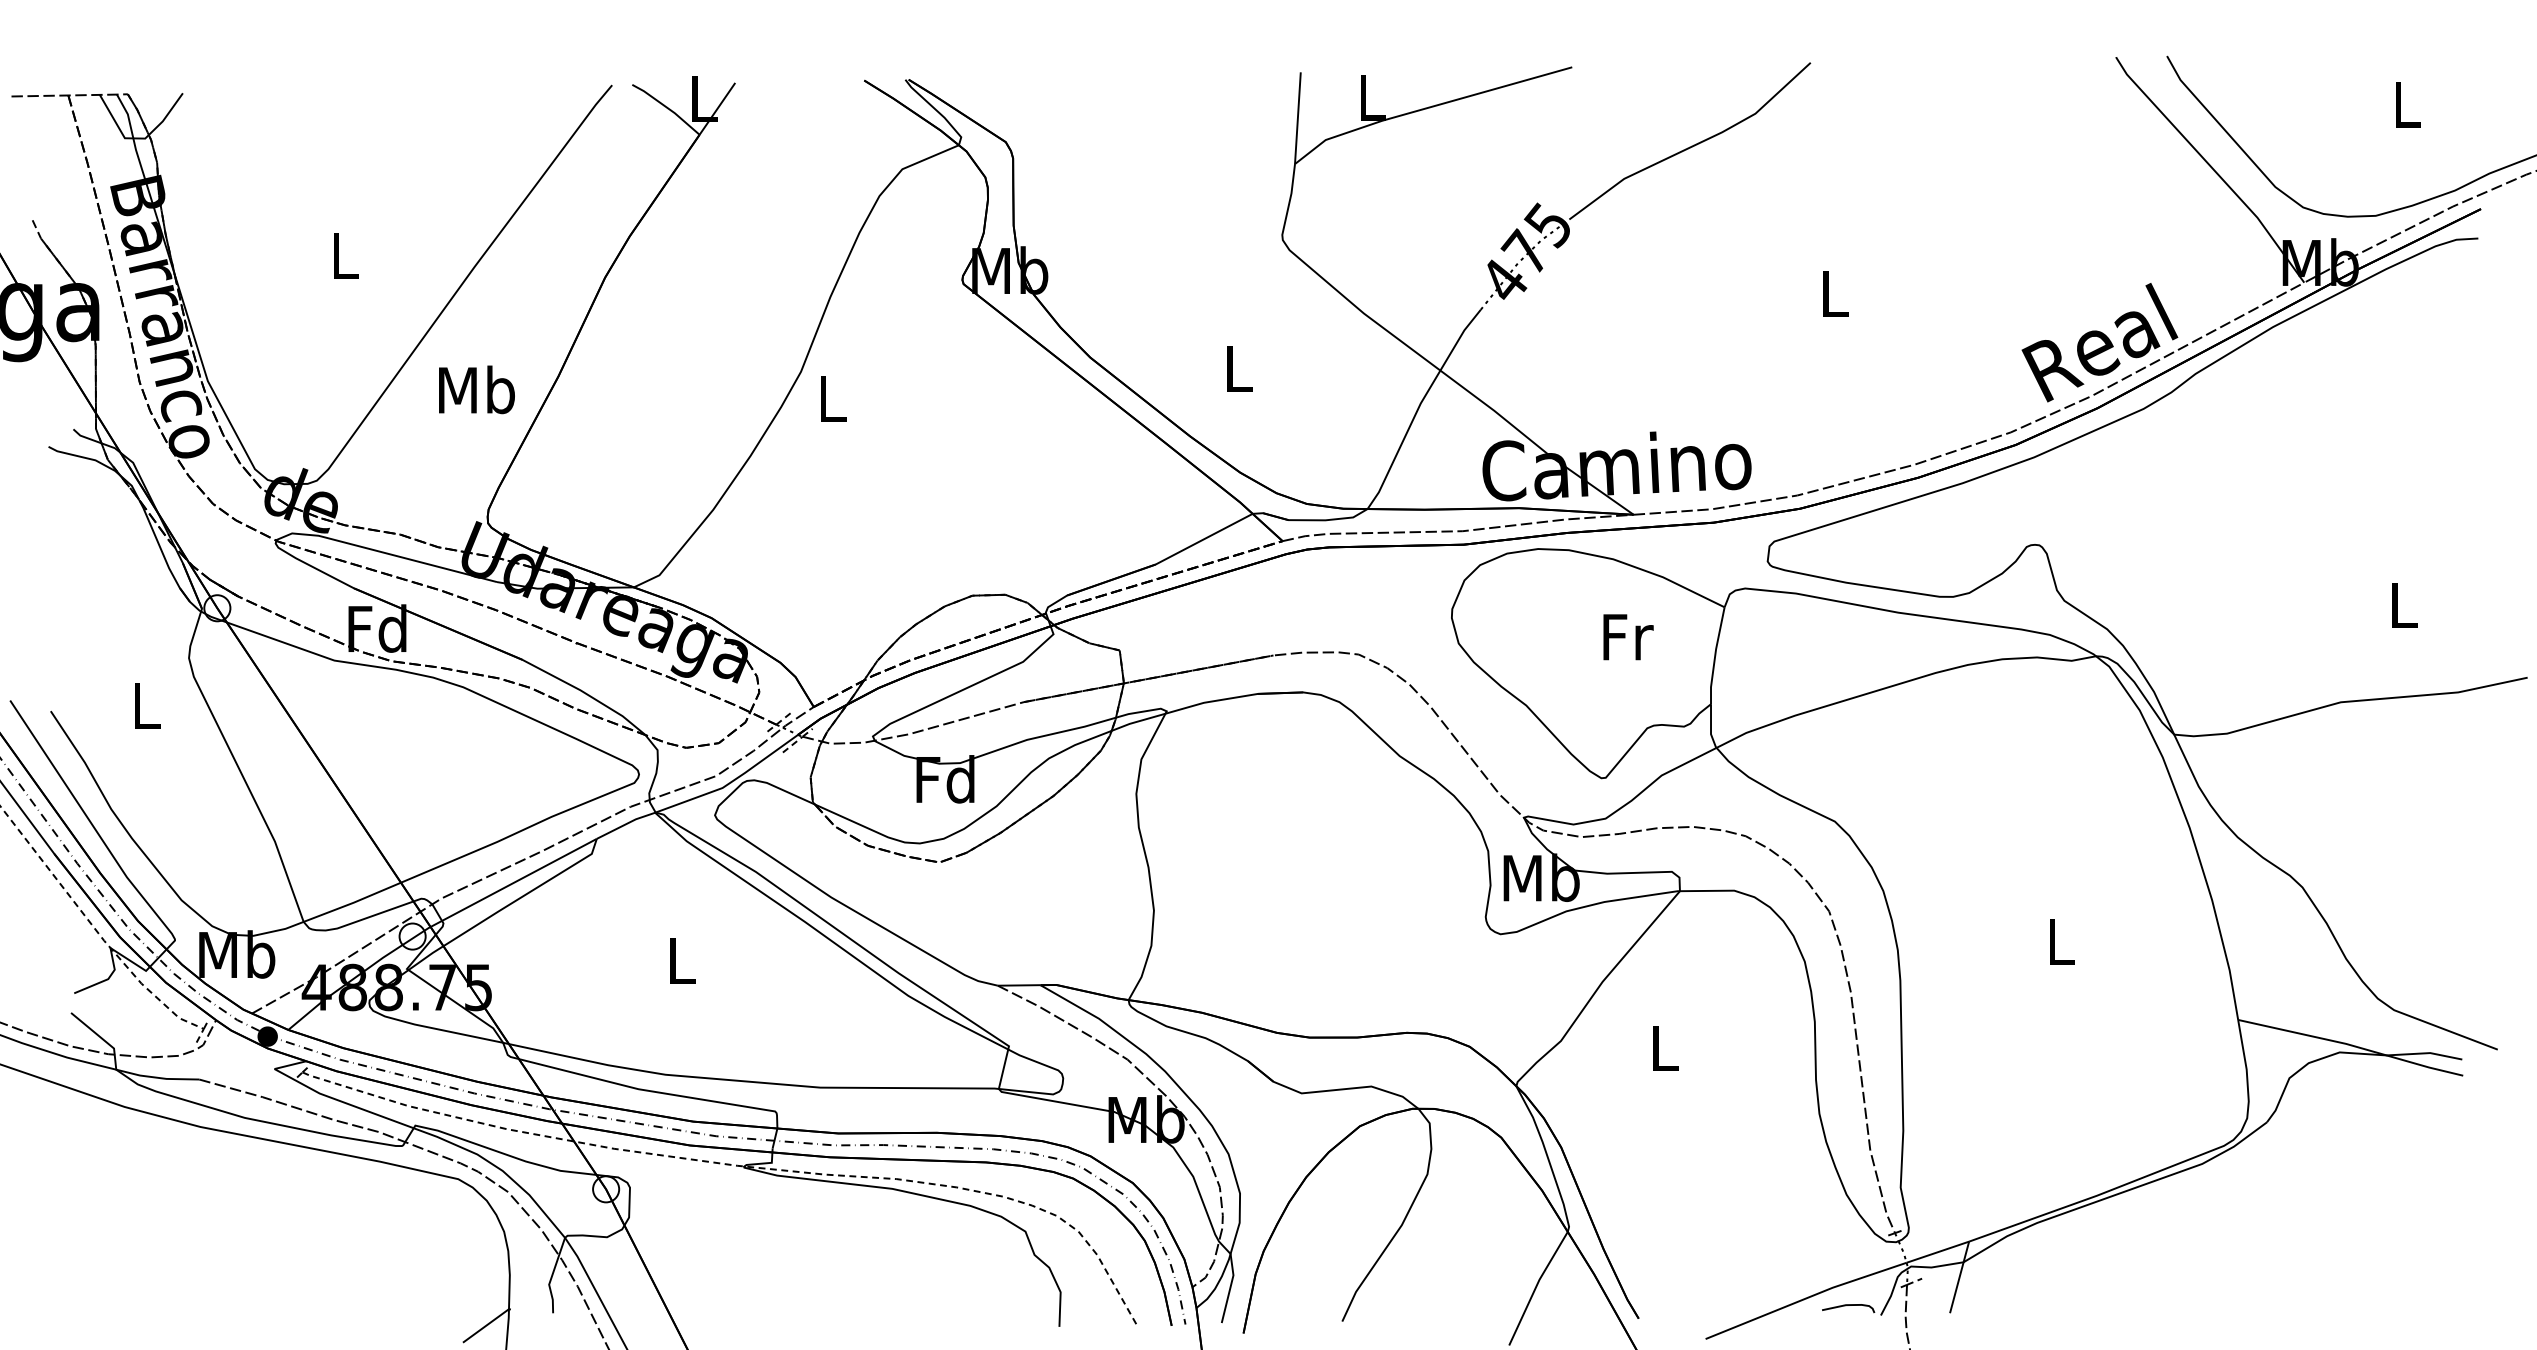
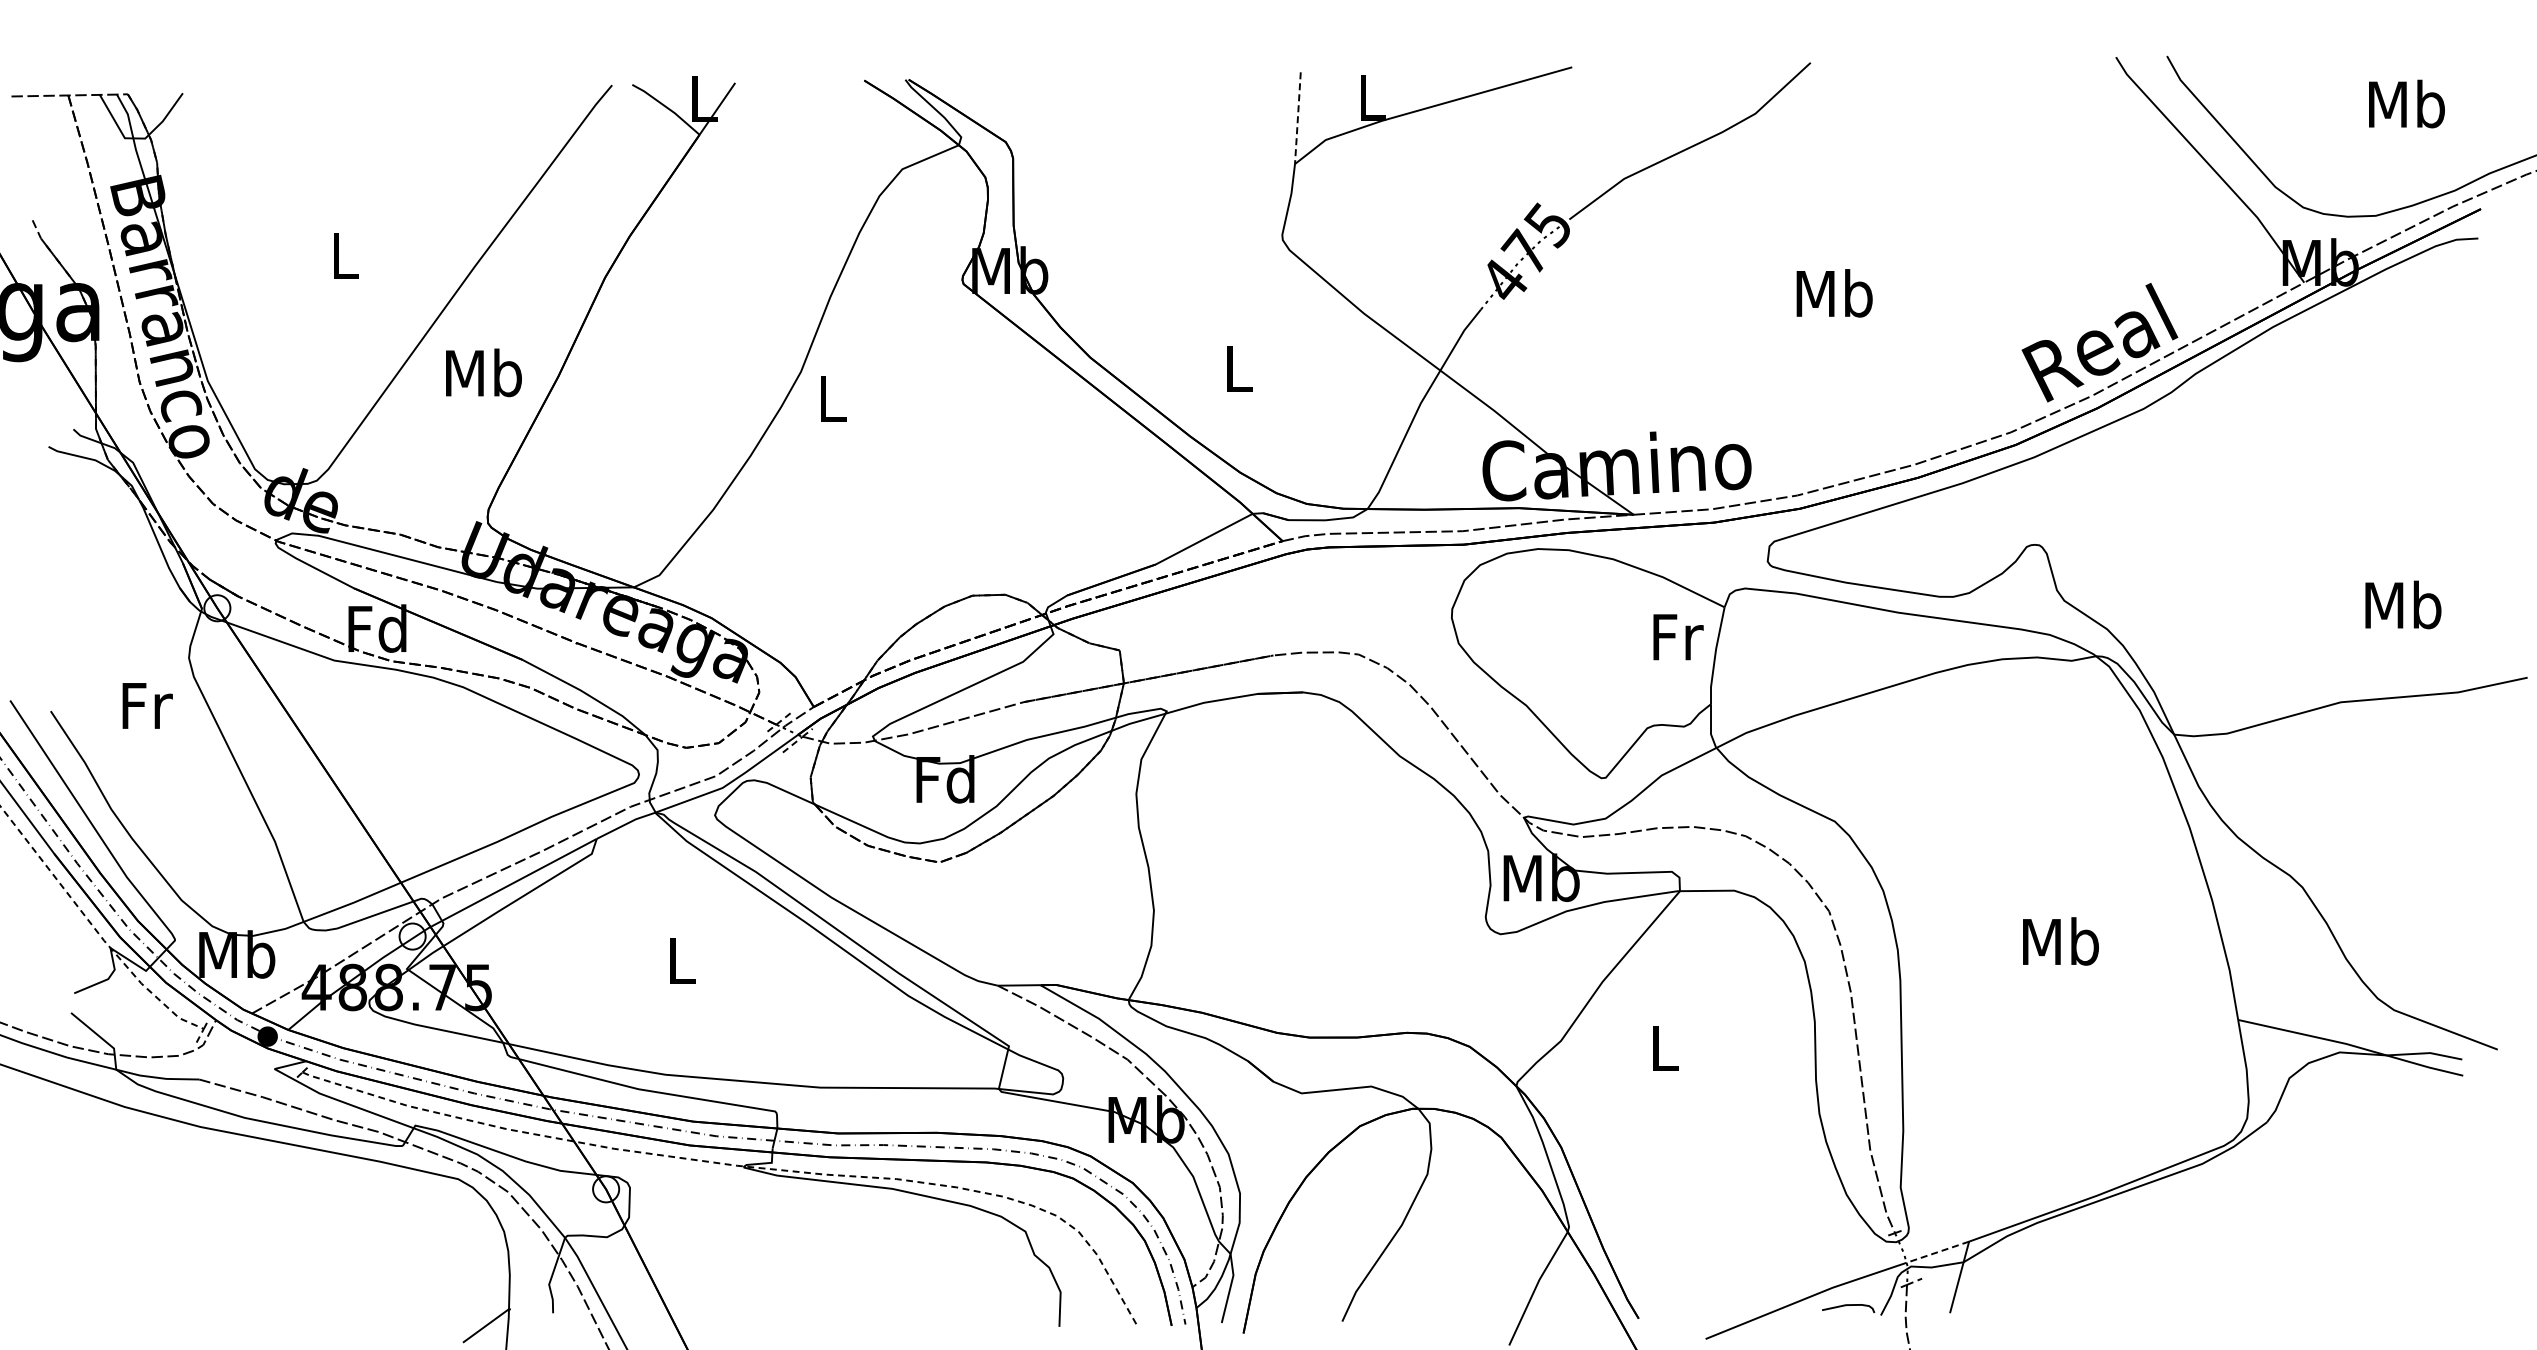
text: L -> Mb (2406, 103)
line: solid -> dashed (1297, 118)
text: L -> Mb (1834, 293)
text position: (476, 389) -> (483, 372) (483, 372)
text: L -> Mb (2403, 604)
text position: (1628, 637) -> (1678, 637) (1678, 637)
text: L -> Fr (147, 705)
text: L -> Mb (2060, 941)
line: solid -> dashed (1937, 1252)
